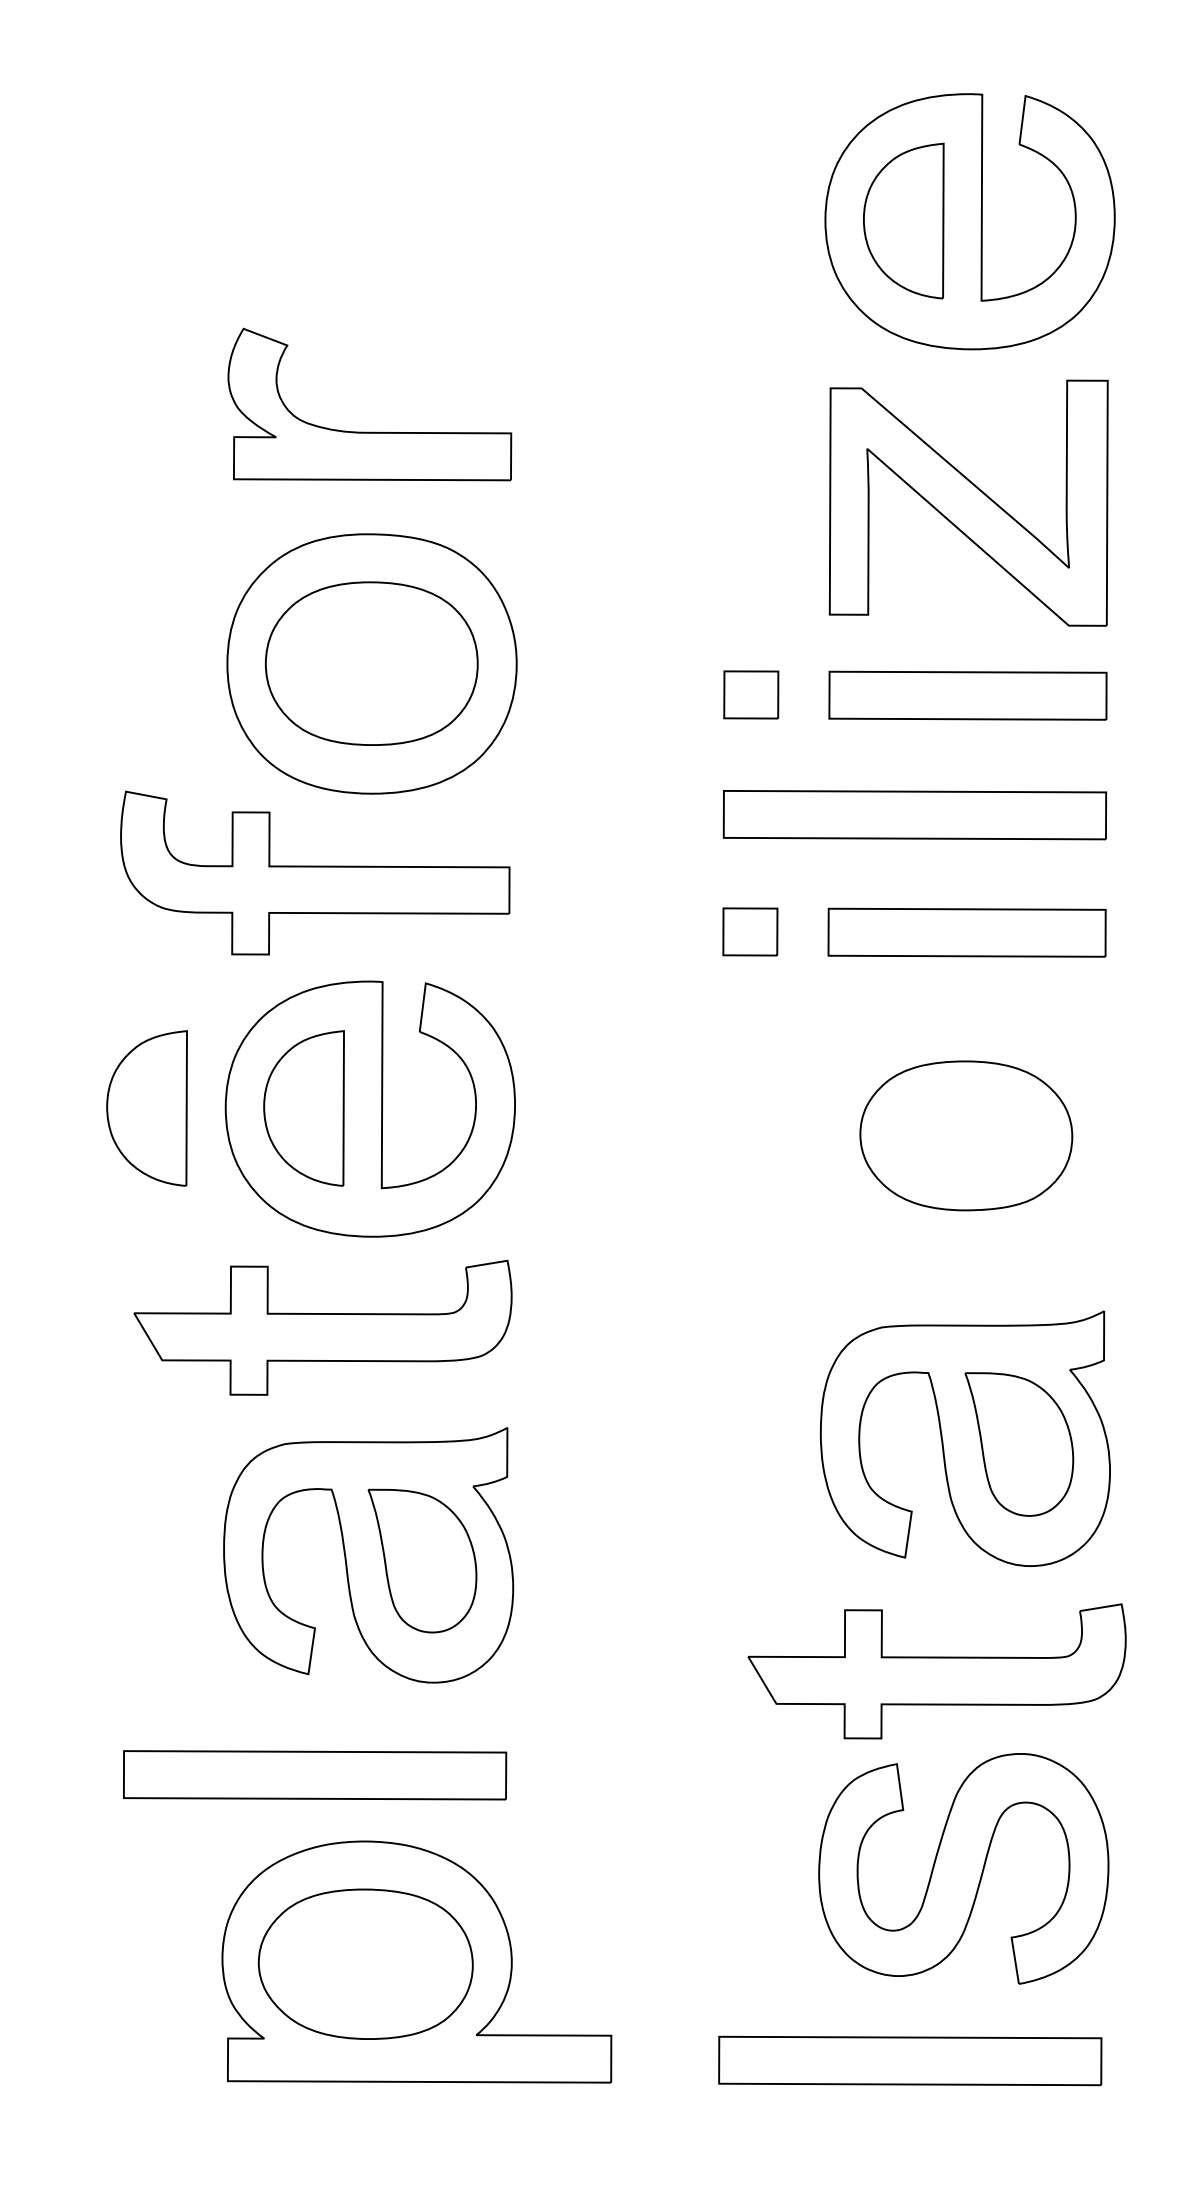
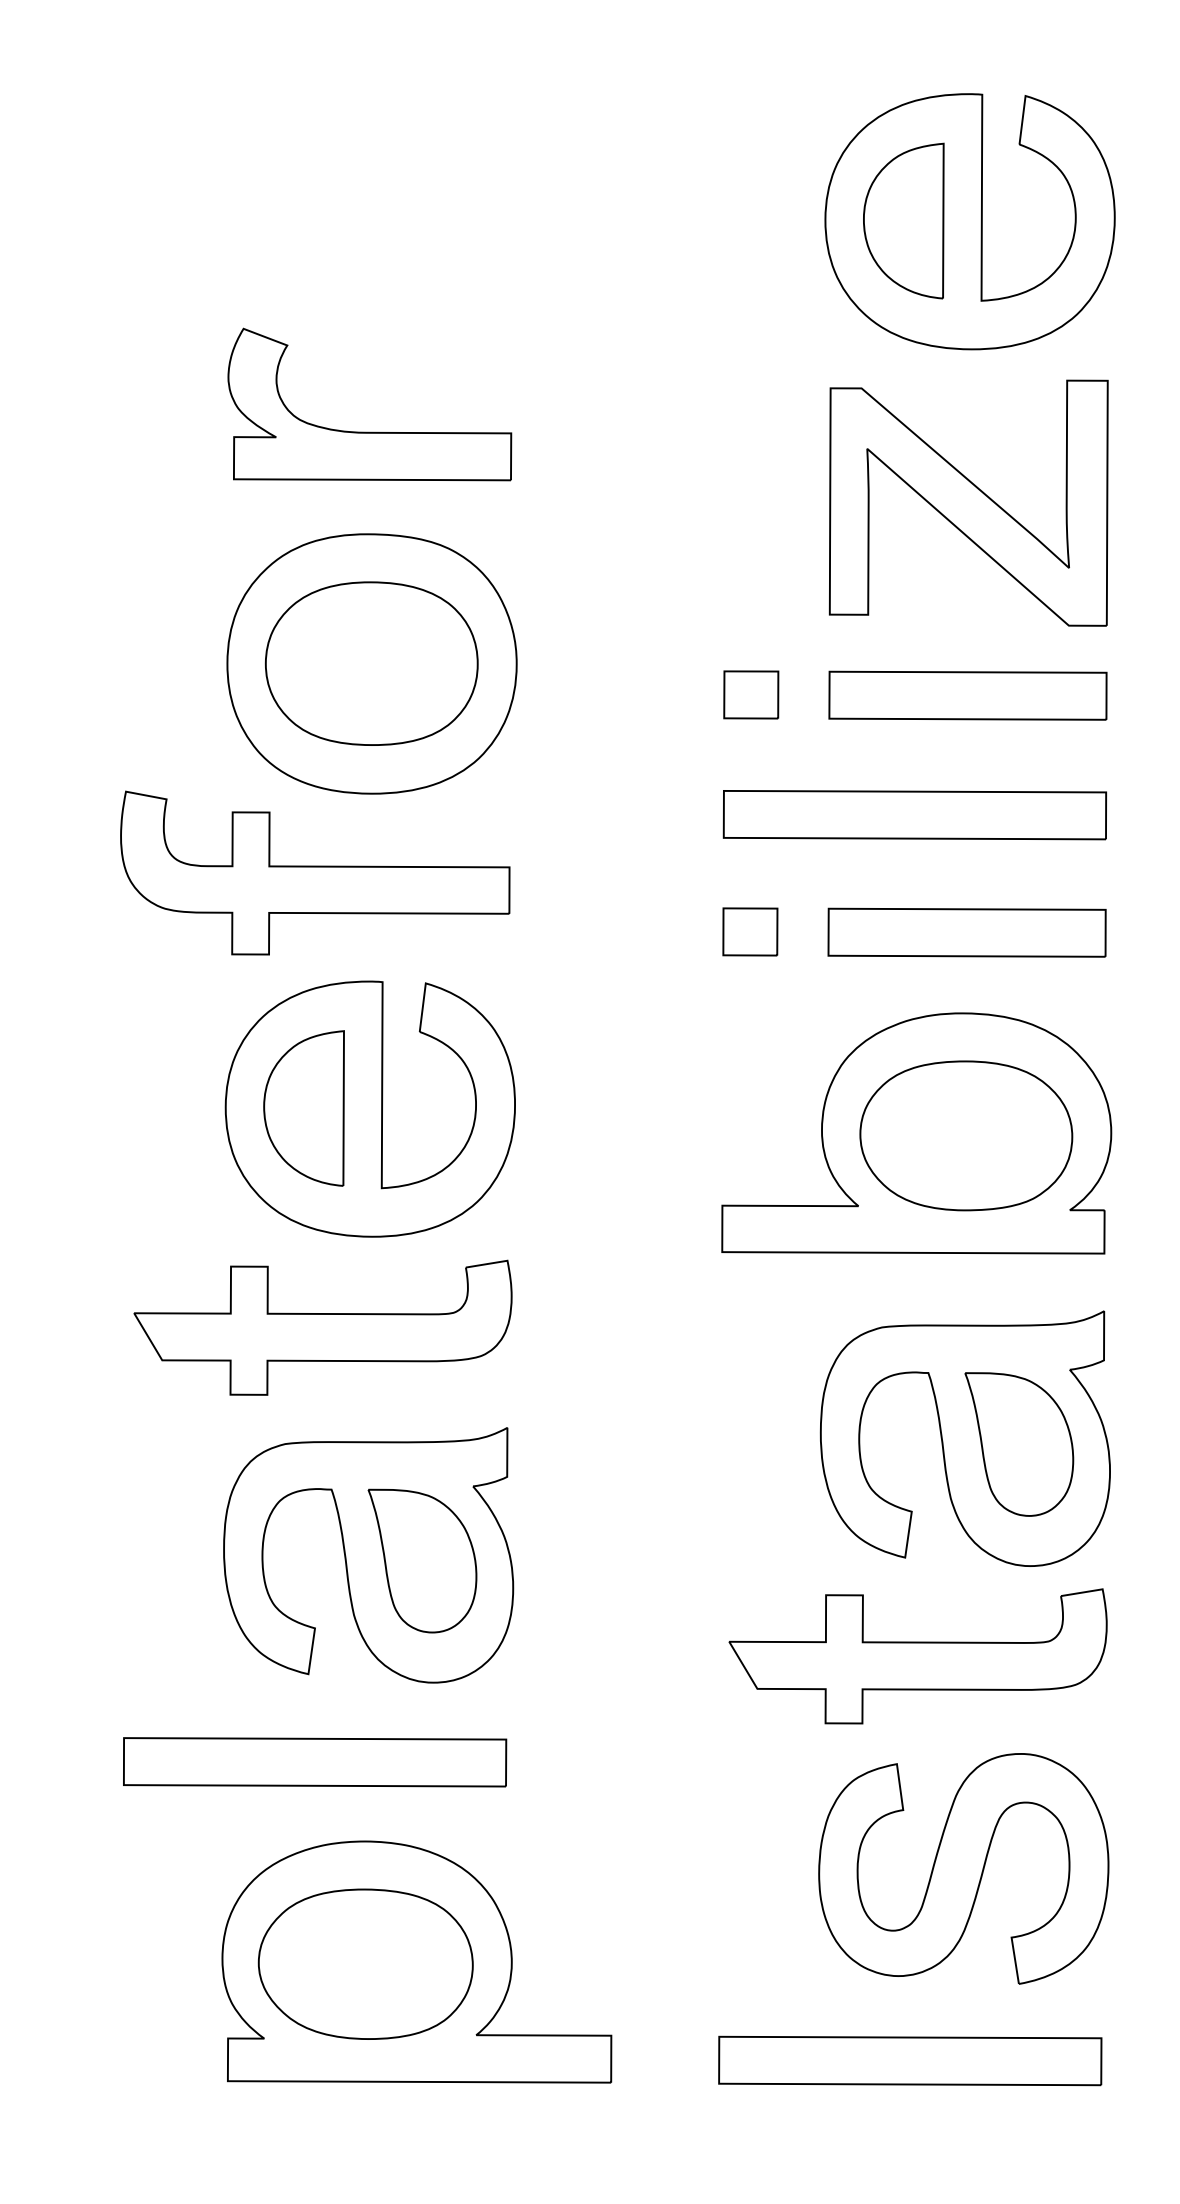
part: present -> none (146, 1108)
part: none -> present (916, 1133)
part position: (936, 1671) -> (917, 1656) (917, 1656)
part position: (315, 1775) -> (315, 1762) (315, 1762)
